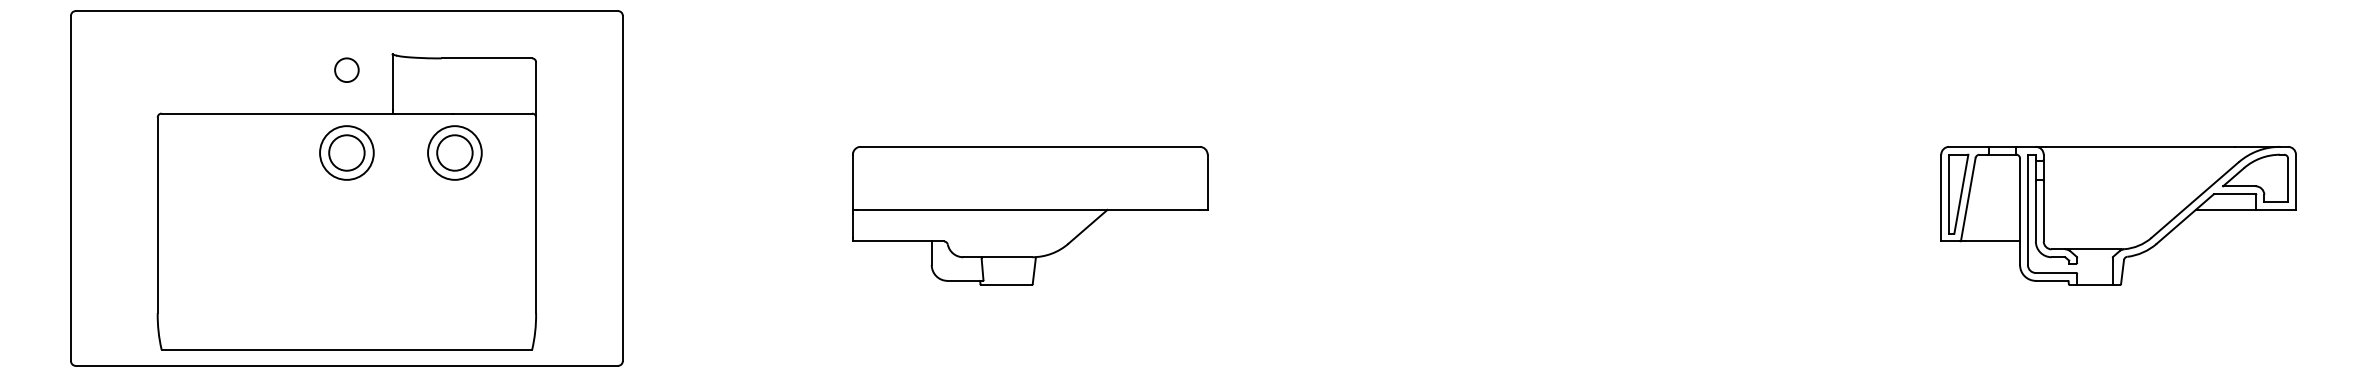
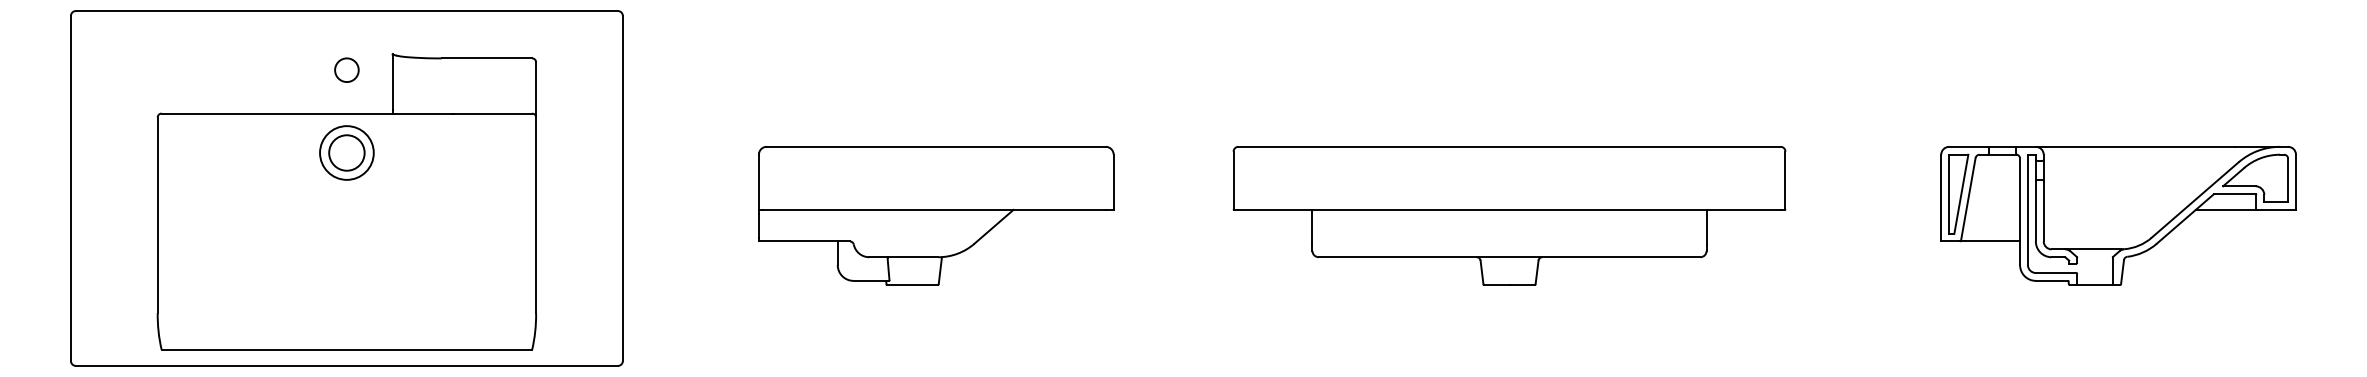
part: present -> none (454, 152)
part position: (1030, 215) -> (936, 215) (936, 215)
part: none -> present (1509, 215)
